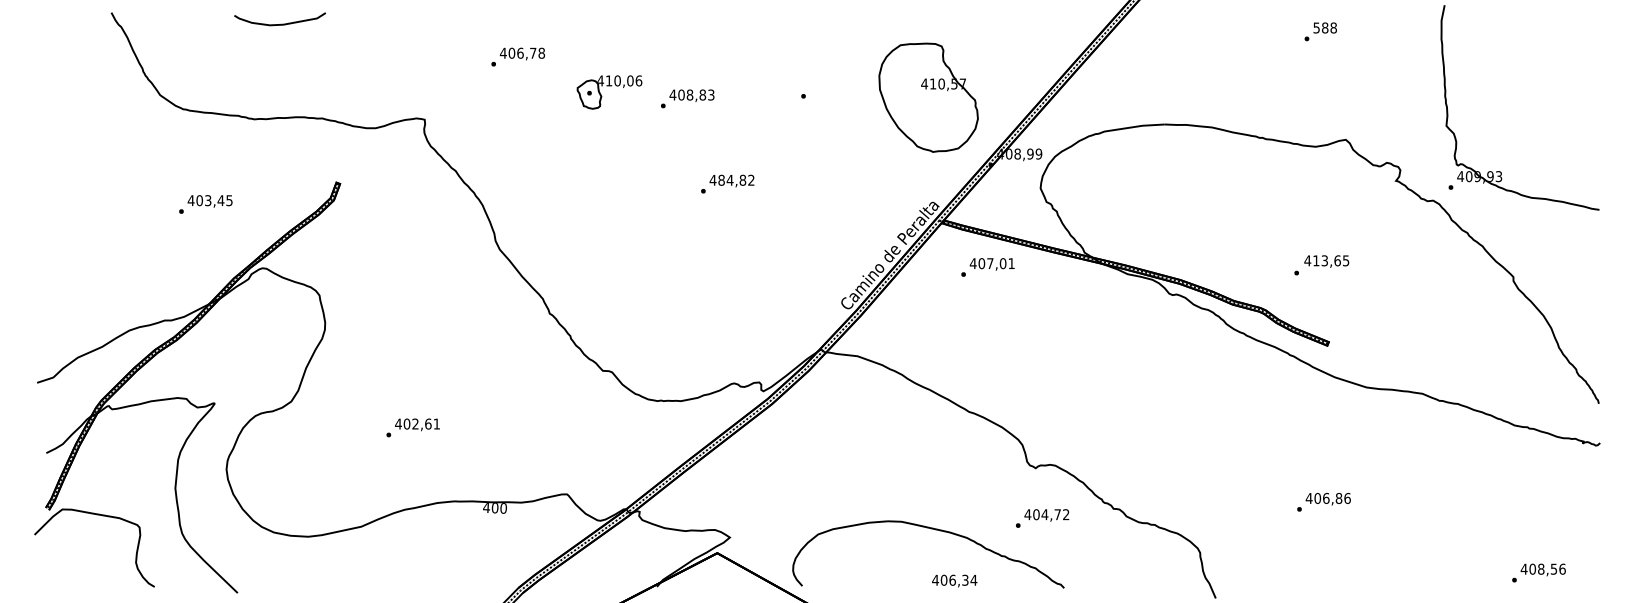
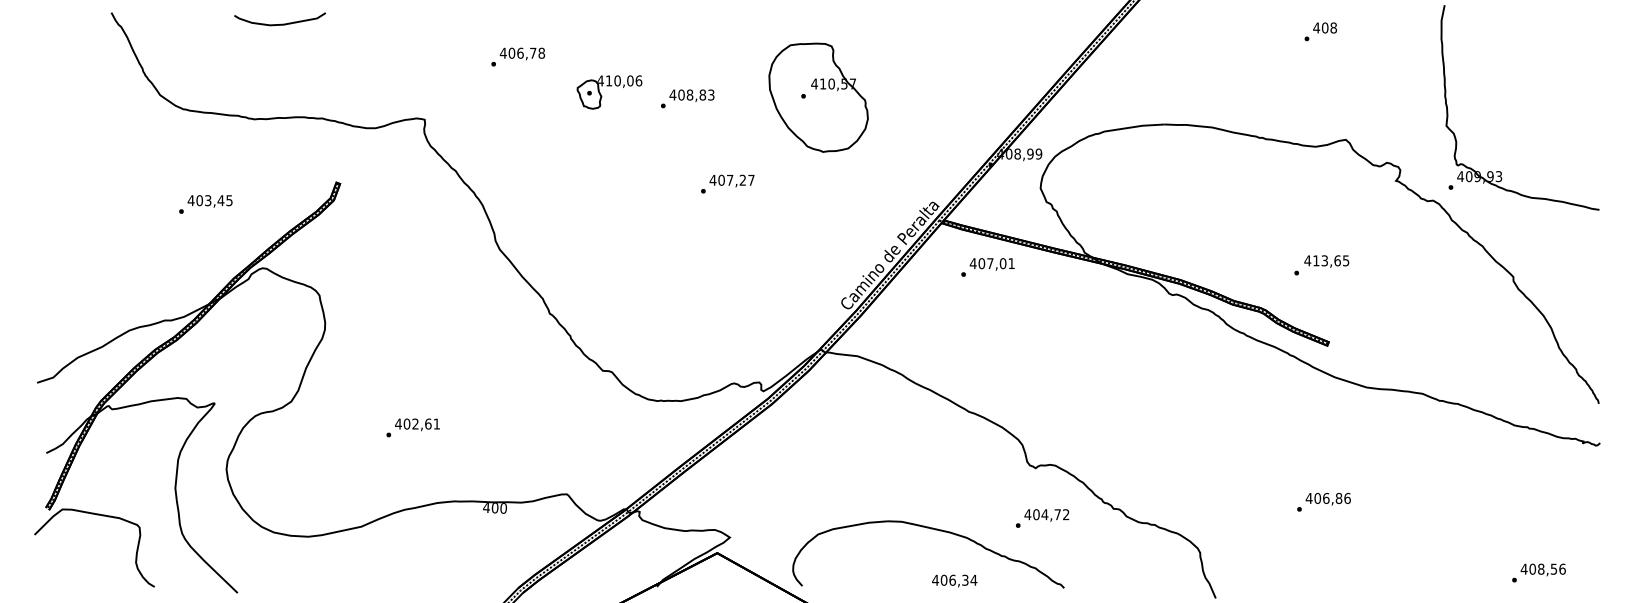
text: 588 -> 408 (1320, 27)
part position: (928, 97) -> (818, 97) (818, 97)
text: 484,82 -> 407,27 (736, 179)
